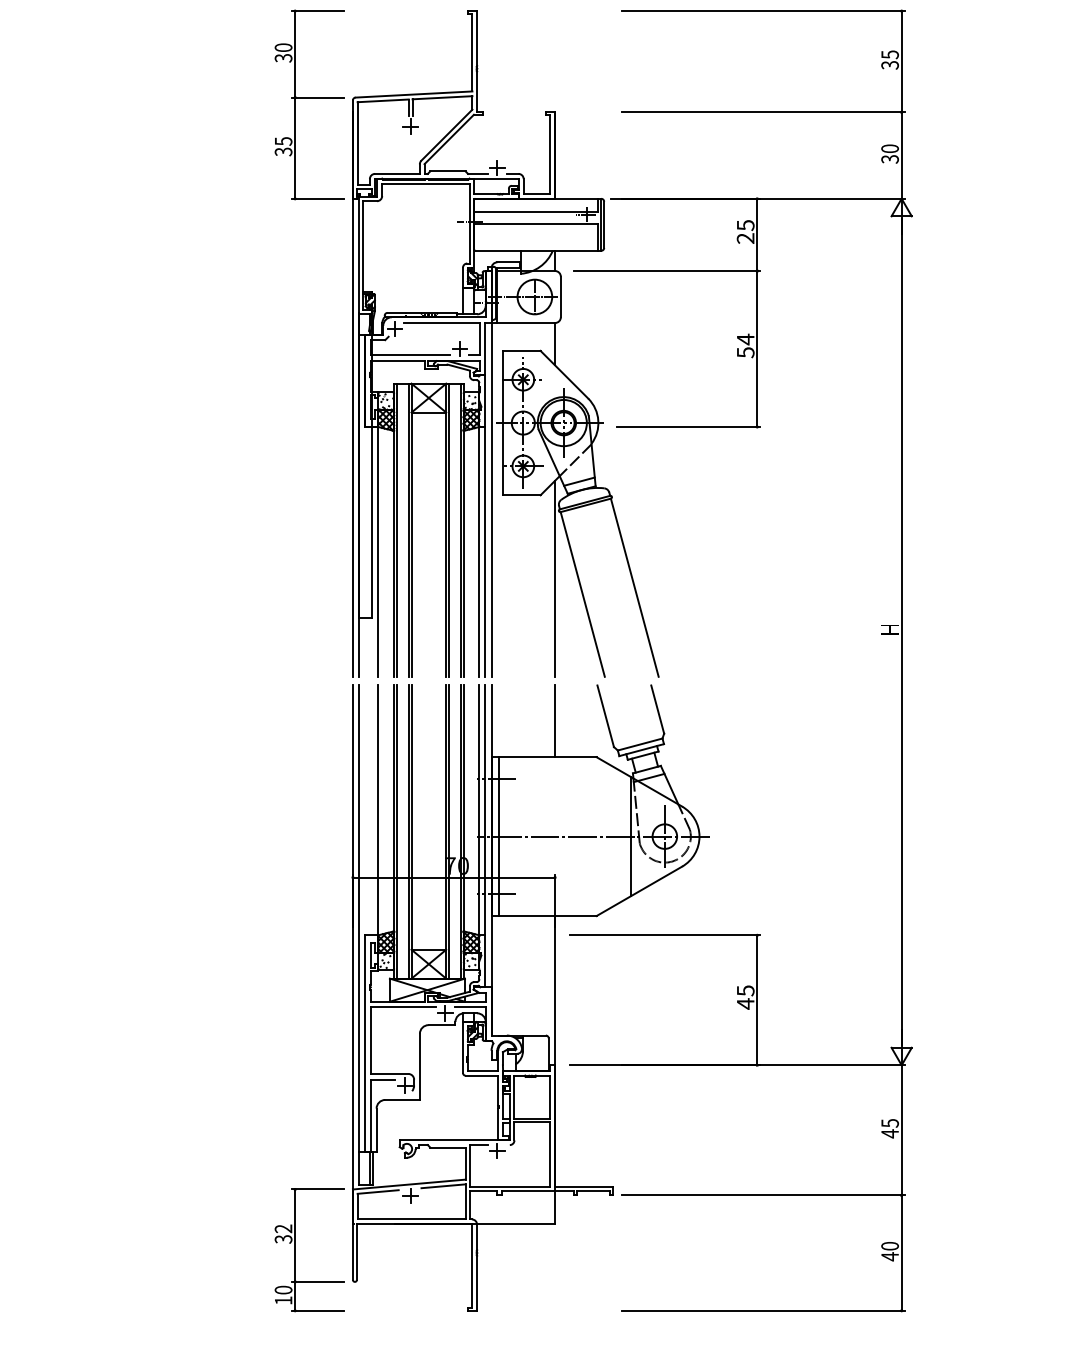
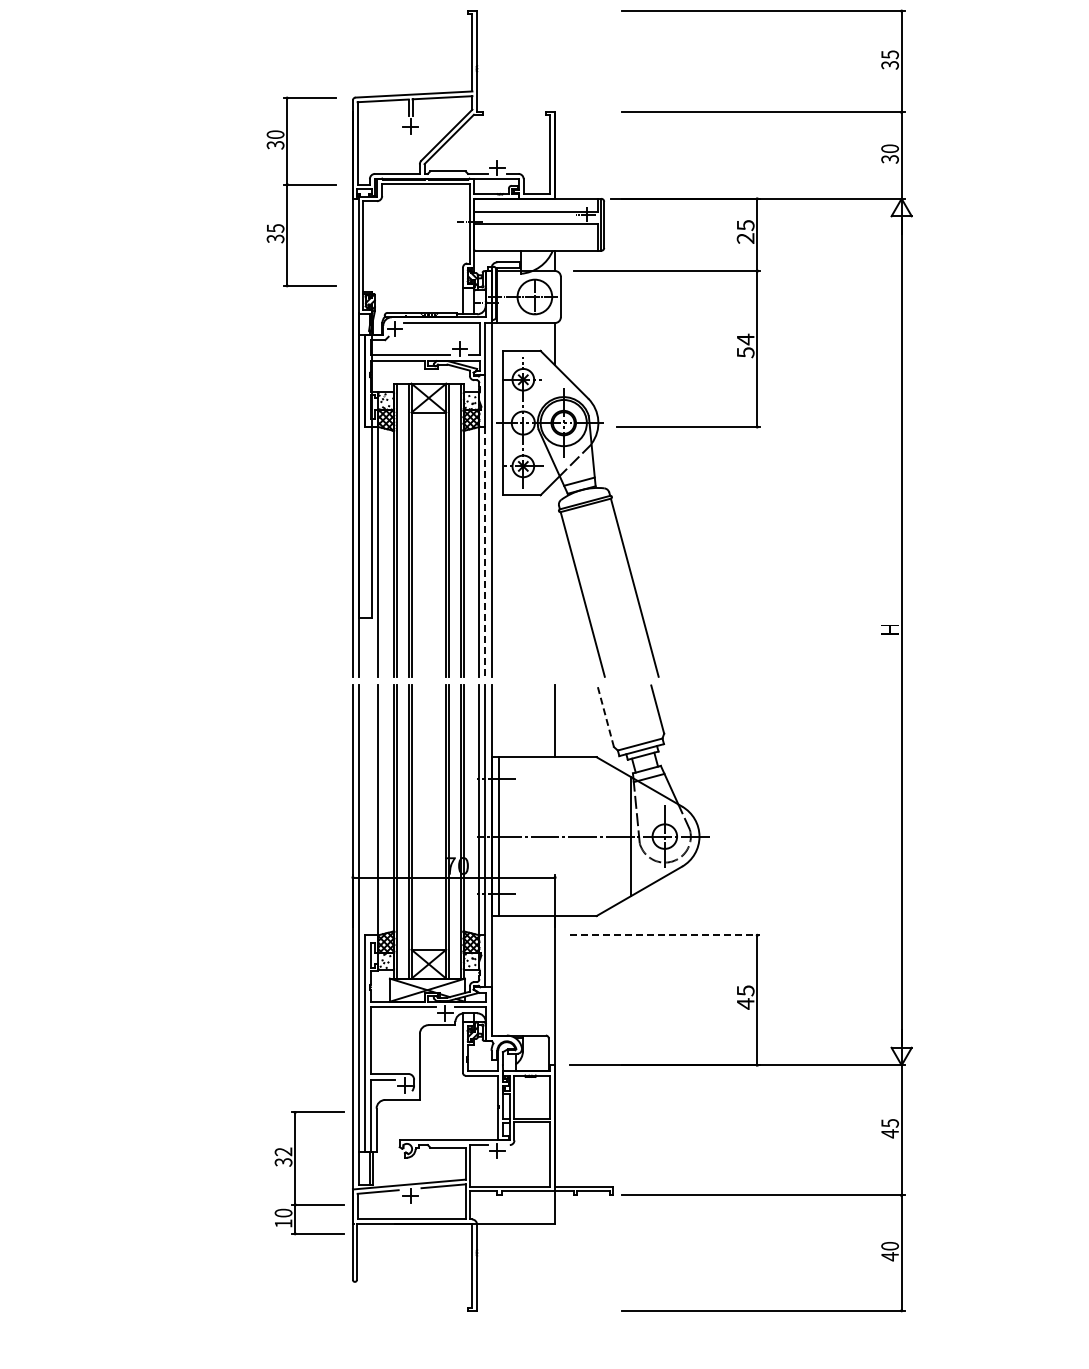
part position: (309, 104) -> (301, 191) (301, 191)
line: solid -> dashed (485, 551)
line: present -> none (555, 578)
line: solid -> dashed (605, 716)
line: solid -> dashed (665, 935)
part position: (295, 1250) -> (295, 1173) (295, 1173)
